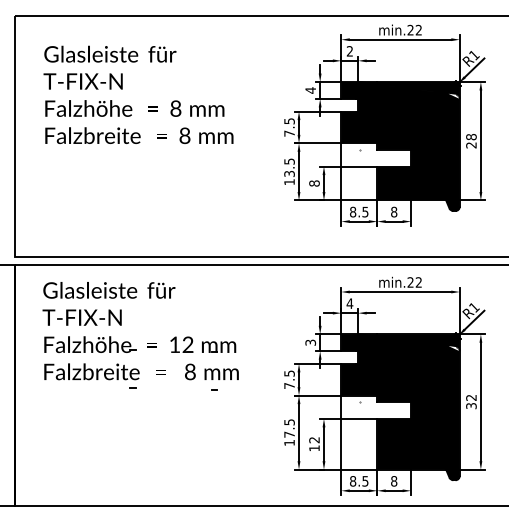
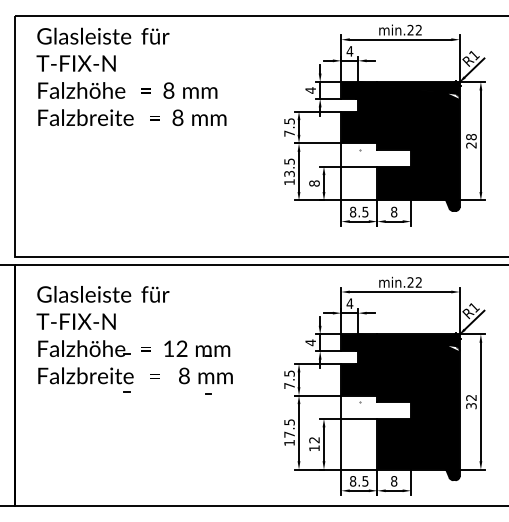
text: 2 -> 4 (349, 51)
text position: (138, 94) -> (131, 76) (131, 76)
text: 3 -> 4 (310, 342)
part position: (147, 343) -> (141, 347) (141, 347)
